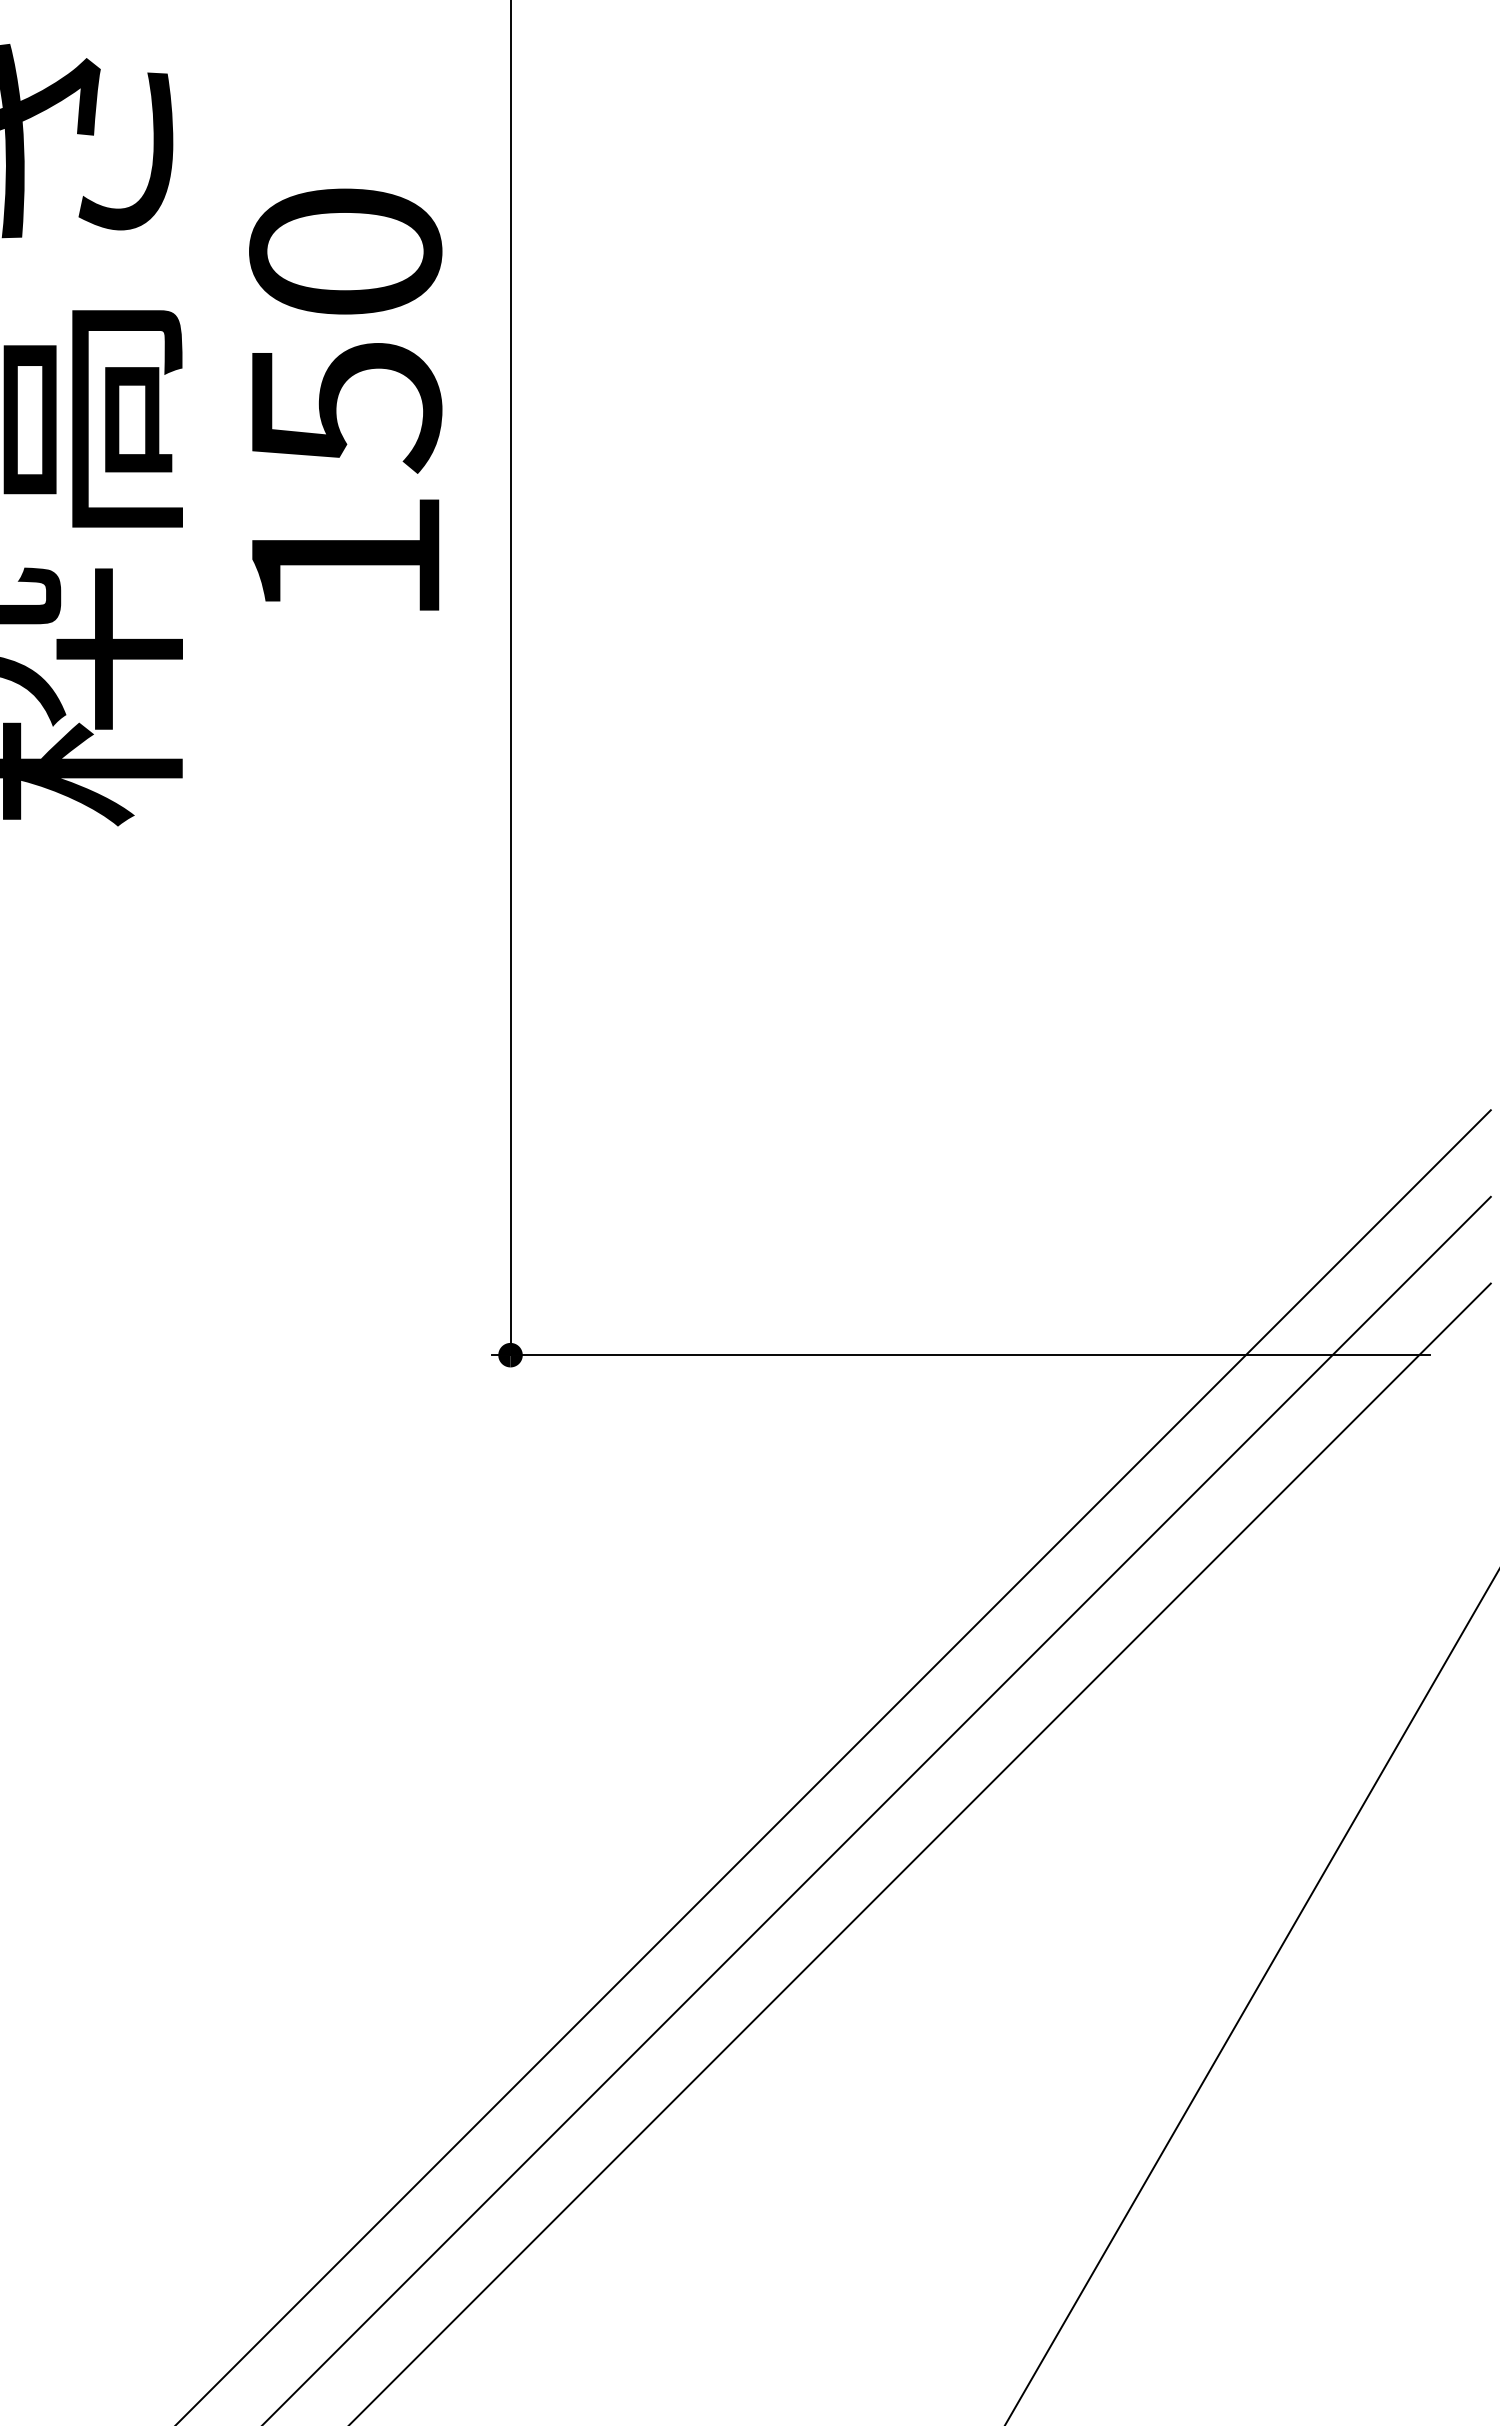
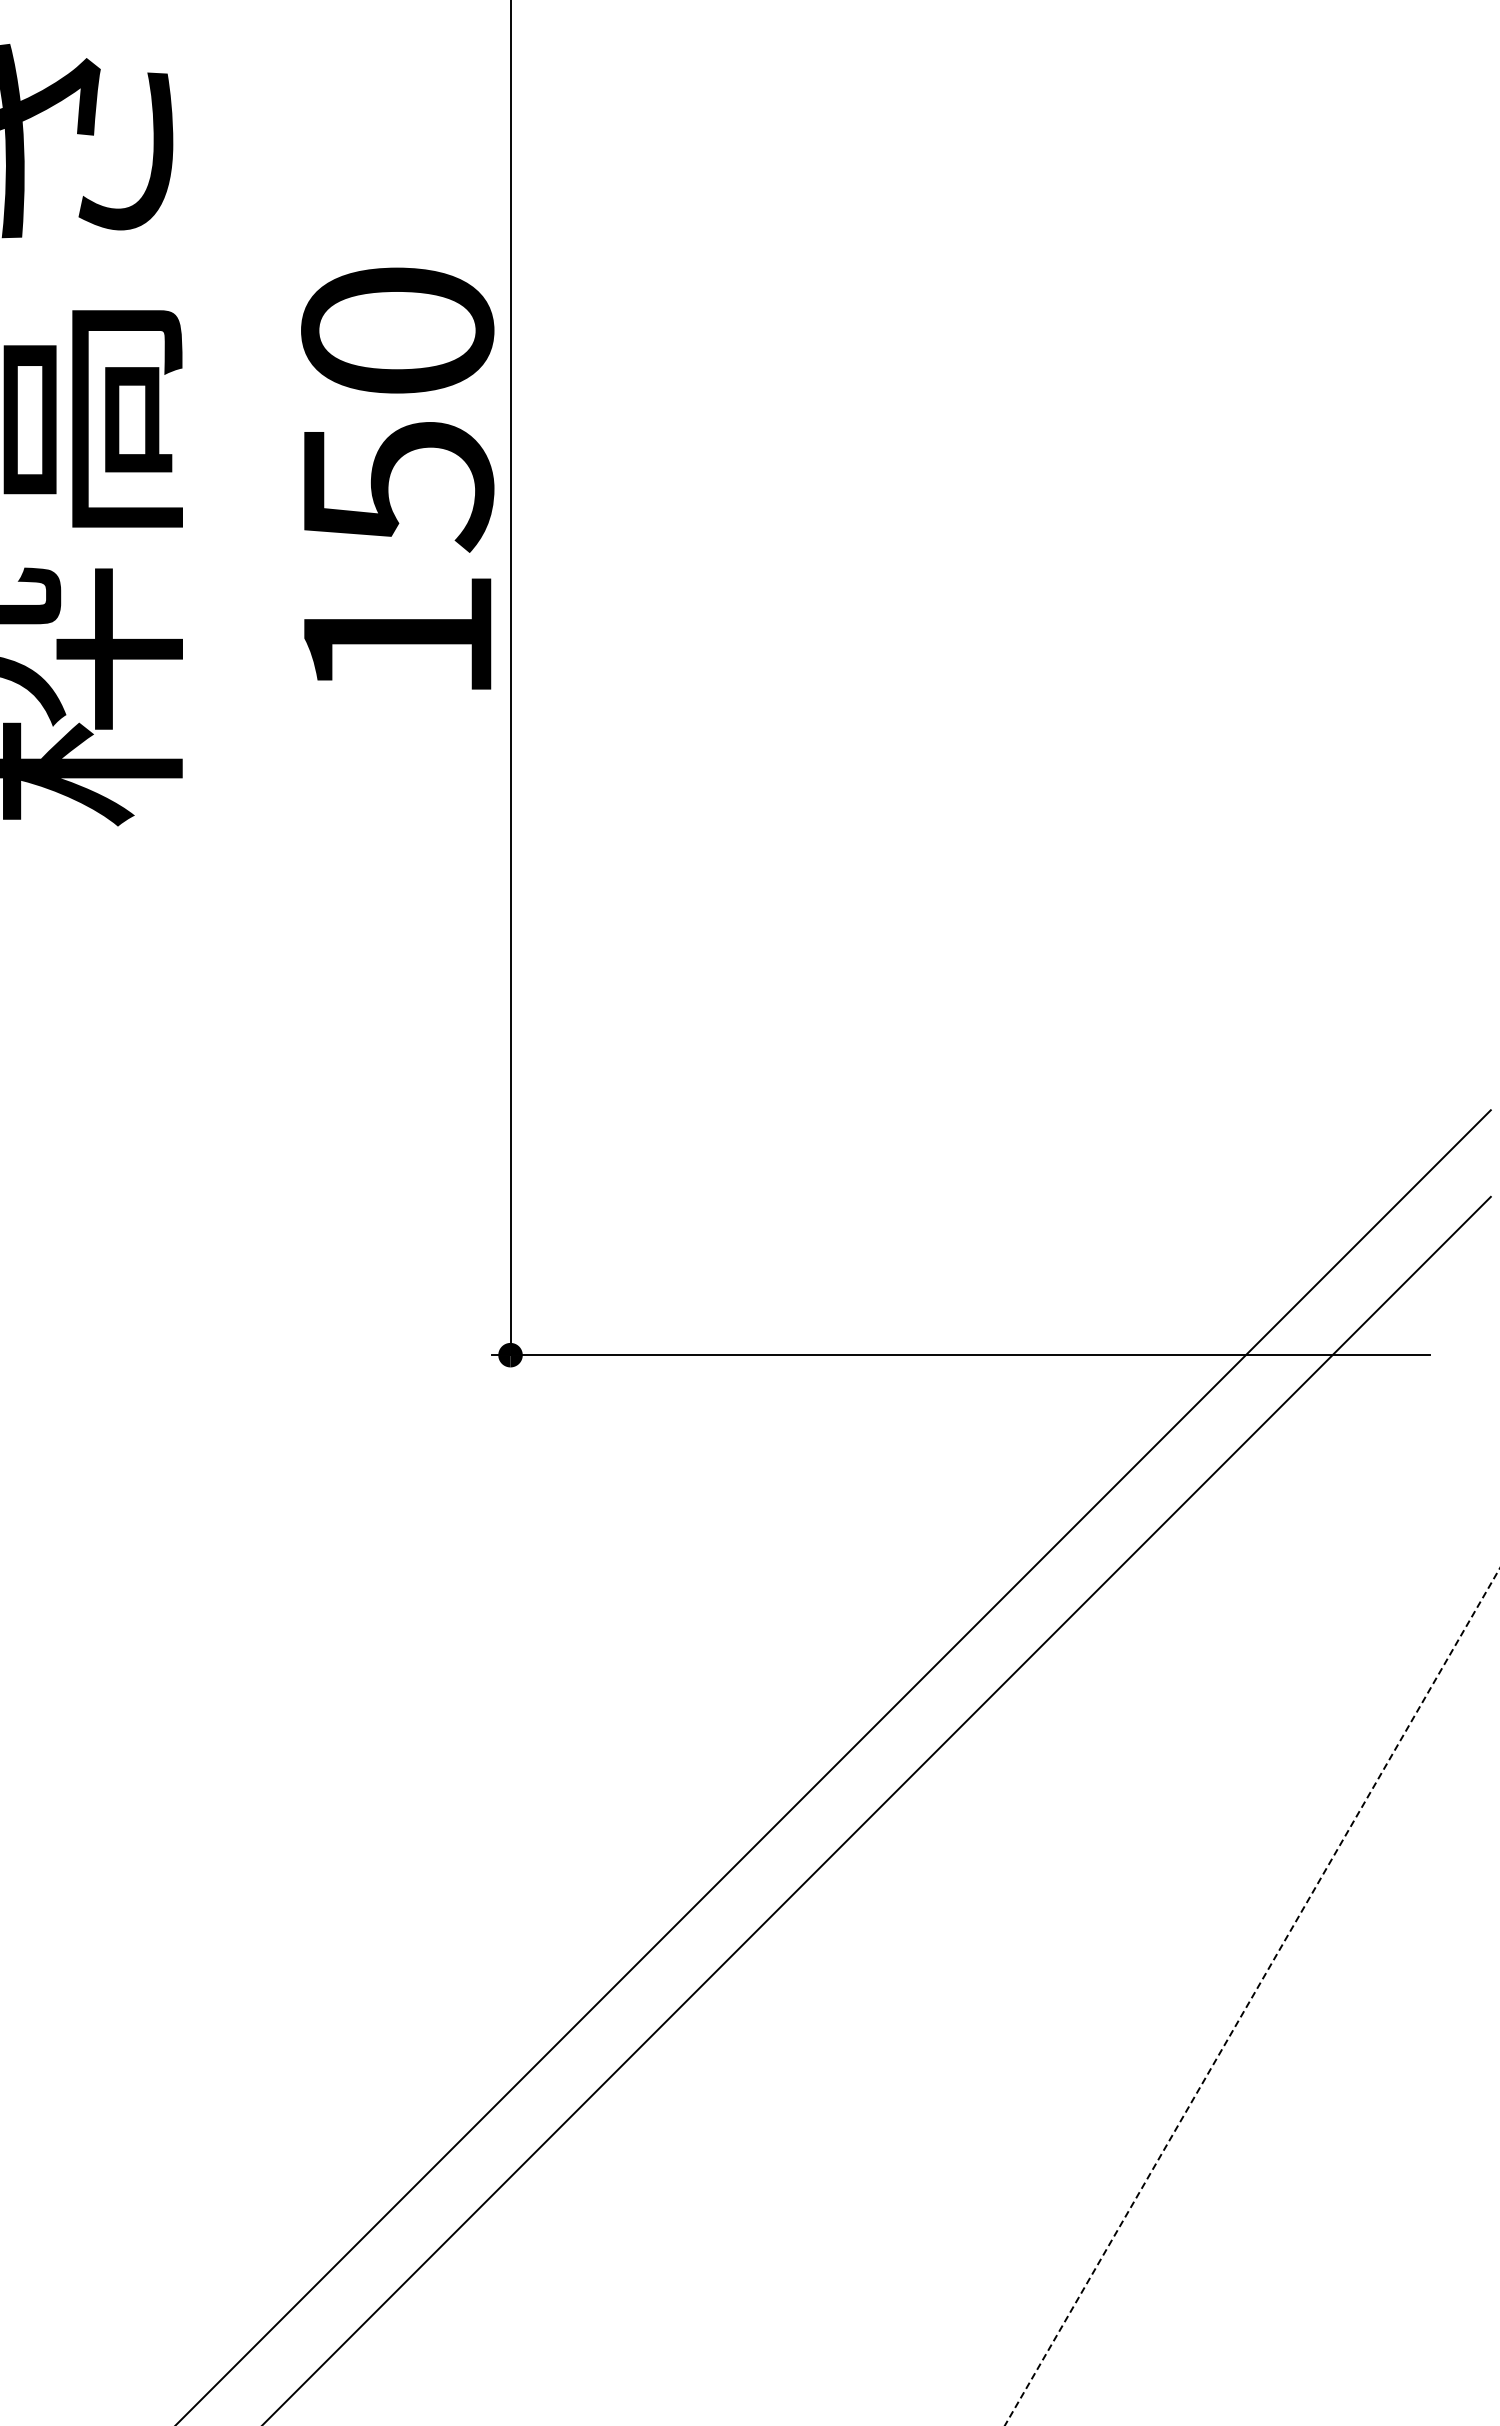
text position: (345, 399) -> (397, 478) (397, 478)
line: present -> none (921, 1852)
line: solid -> dashed (1252, 1997)
